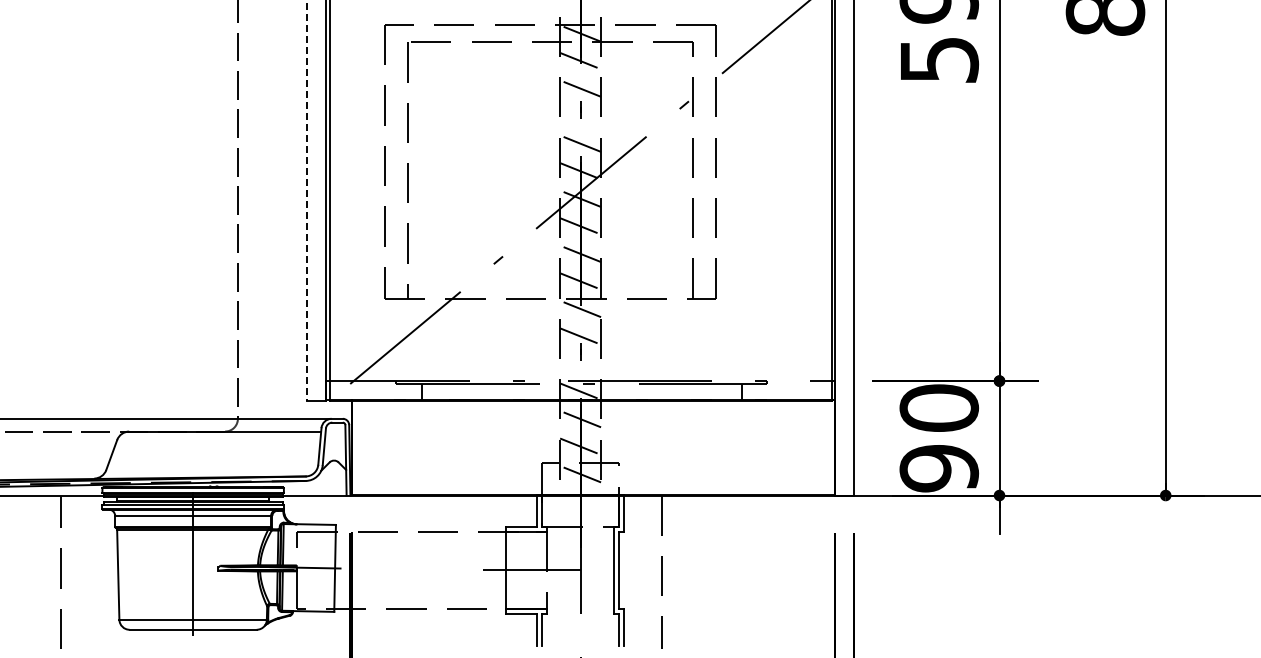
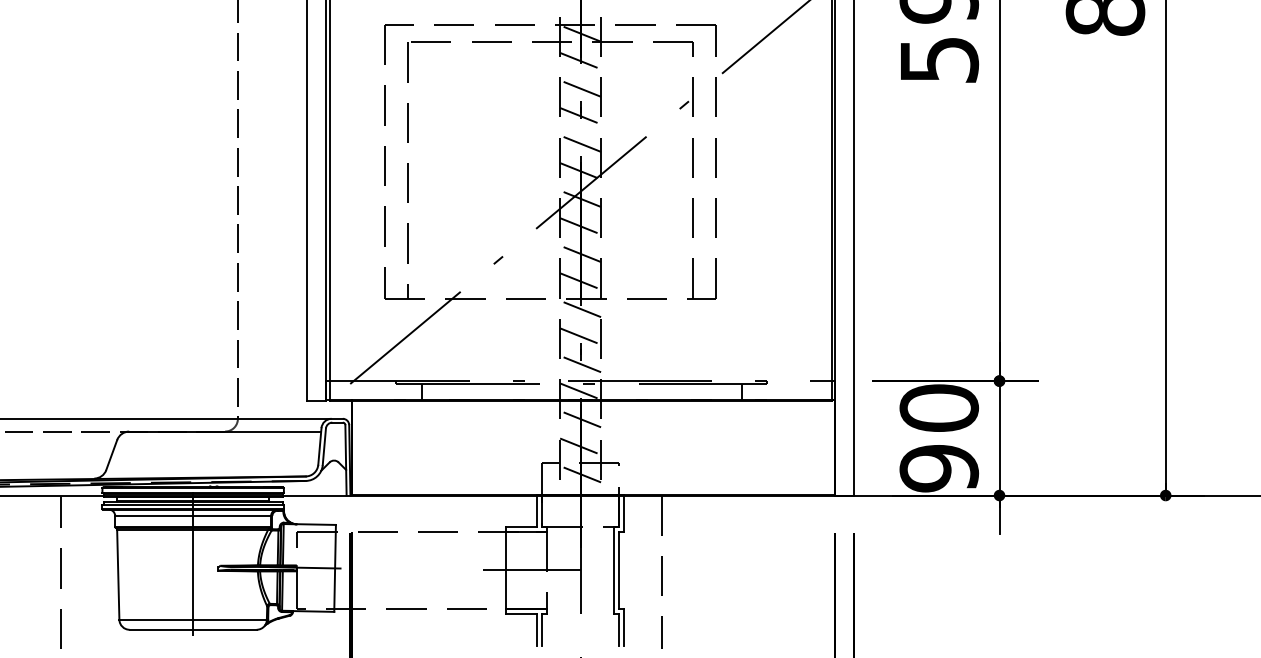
line: none -> present (580, 116)
line: dashed -> solid (306, 200)
line: none -> present (580, 363)
